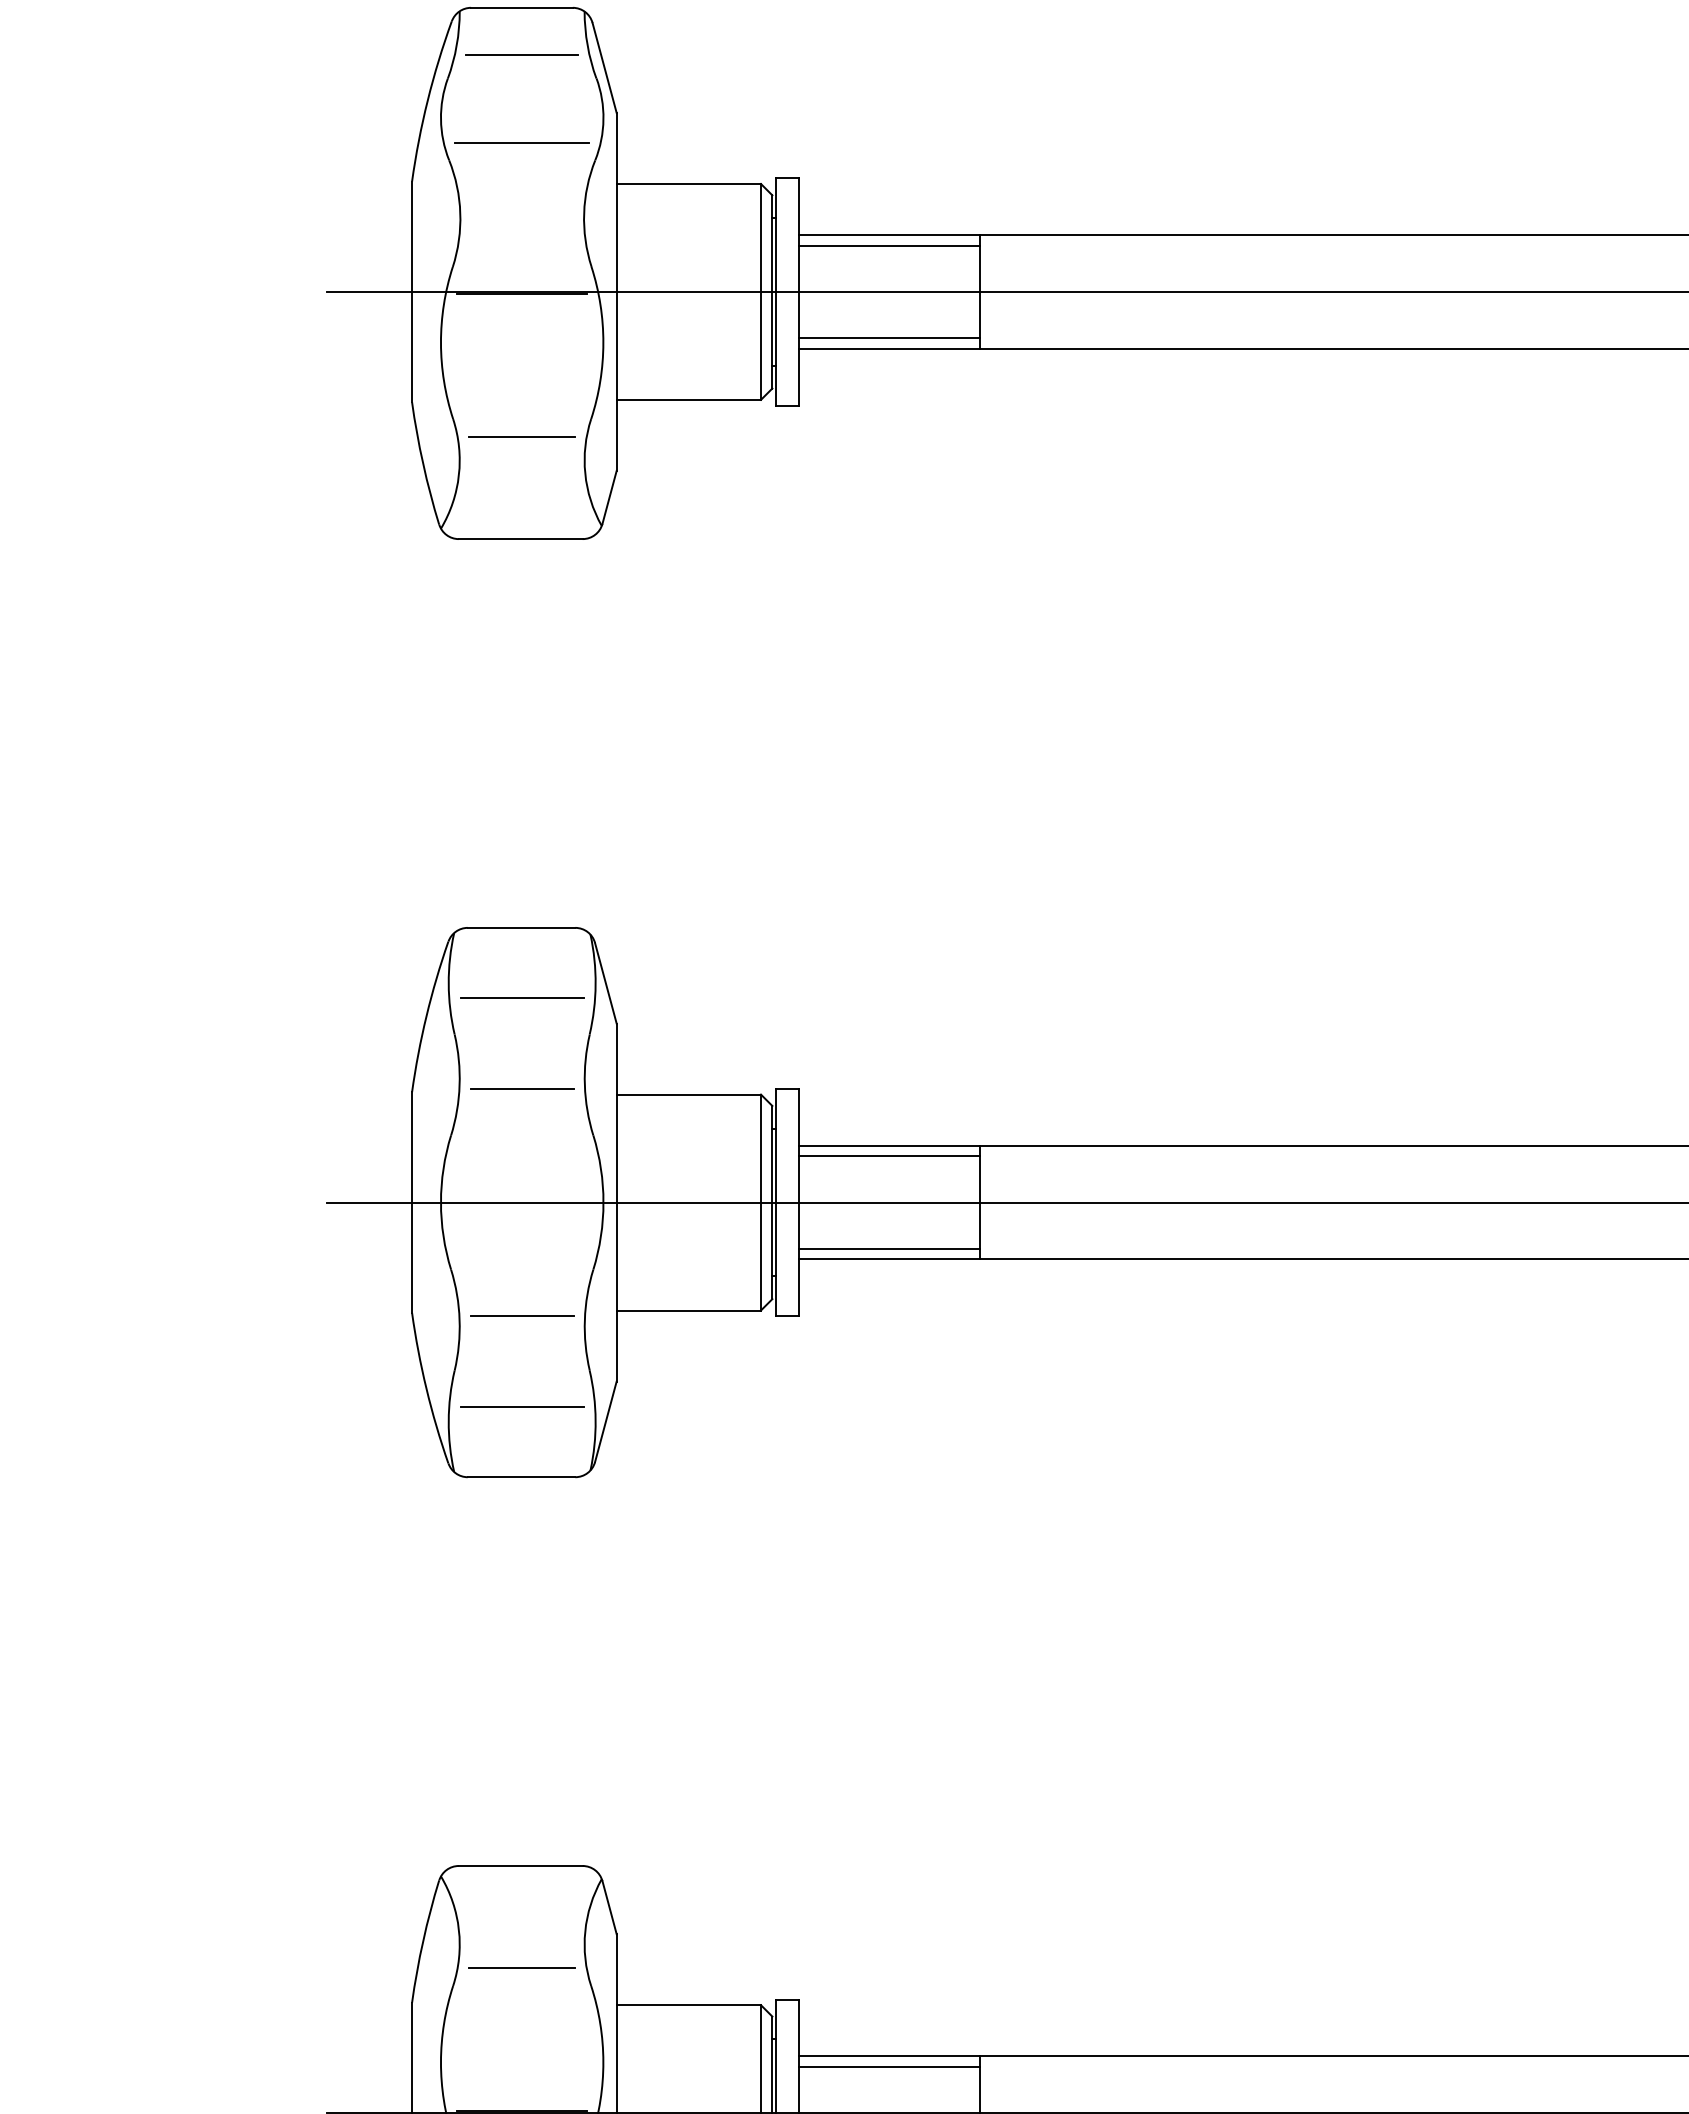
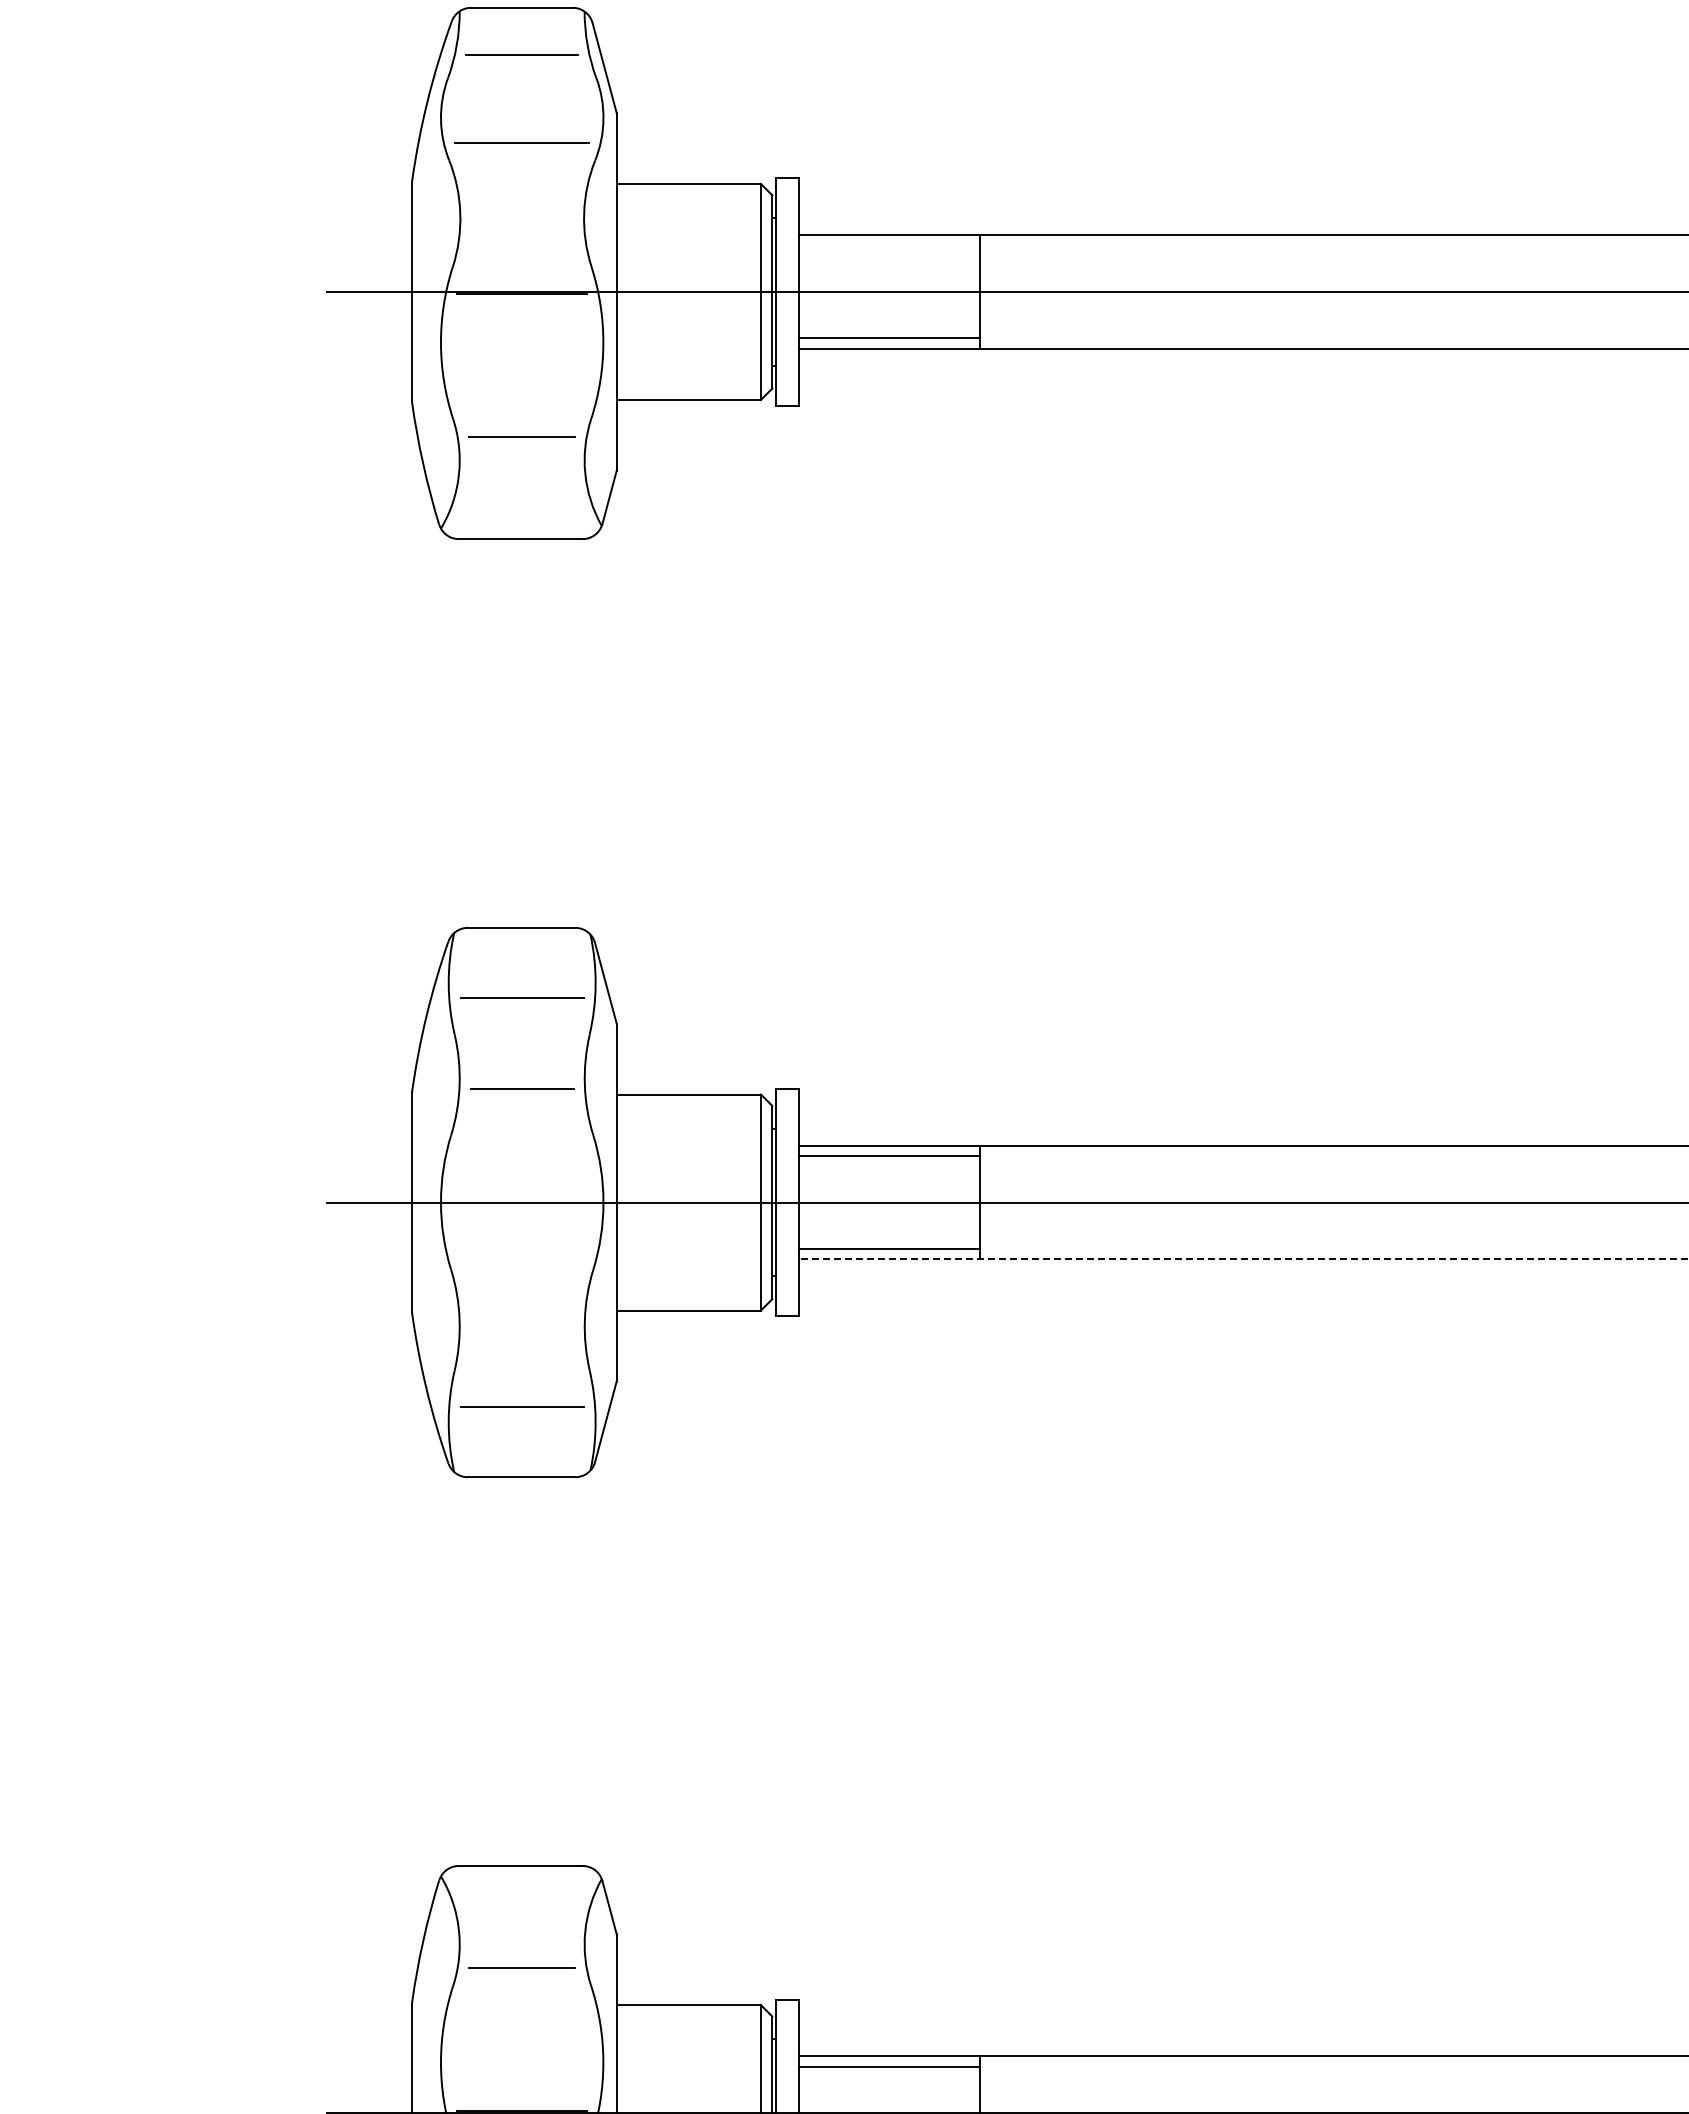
line: present -> none (889, 245)
line: solid -> dashed (1243, 1259)
line: present -> none (522, 1315)
